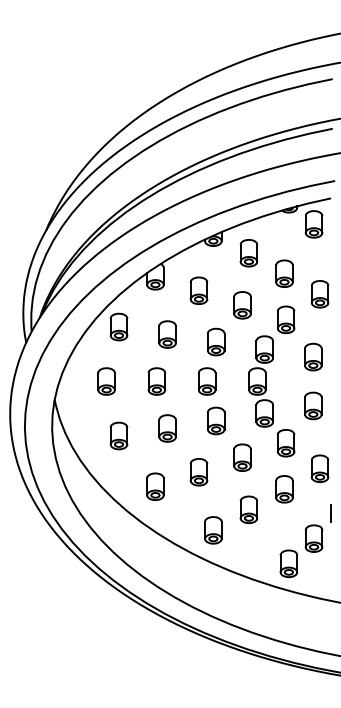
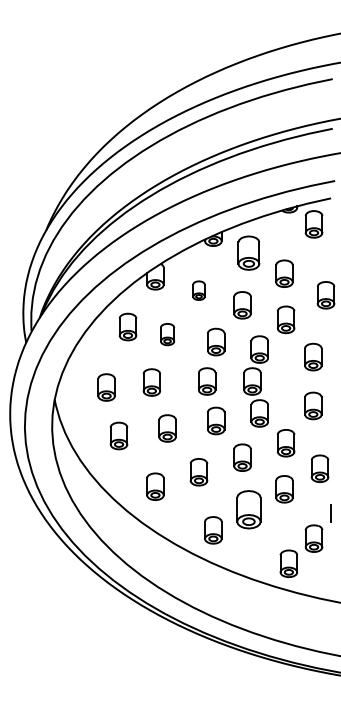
part size: 20x29 px -> 24x36 px (248, 252)
part size: 20x29 px -> 14x21 px (198, 290)
part position: (319, 294) -> (325, 295) (325, 295)
part position: (118, 326) -> (127, 326) (127, 326)
part size: 19x29 px -> 16x24 px (167, 334)
part position: (106, 381) -> (106, 387) (106, 387)
part position: (156, 381) -> (151, 382) (151, 382)
part position: (260, 381) -> (255, 381) (255, 381)
part size: 20x30 px -> 26x40 px (248, 509)
